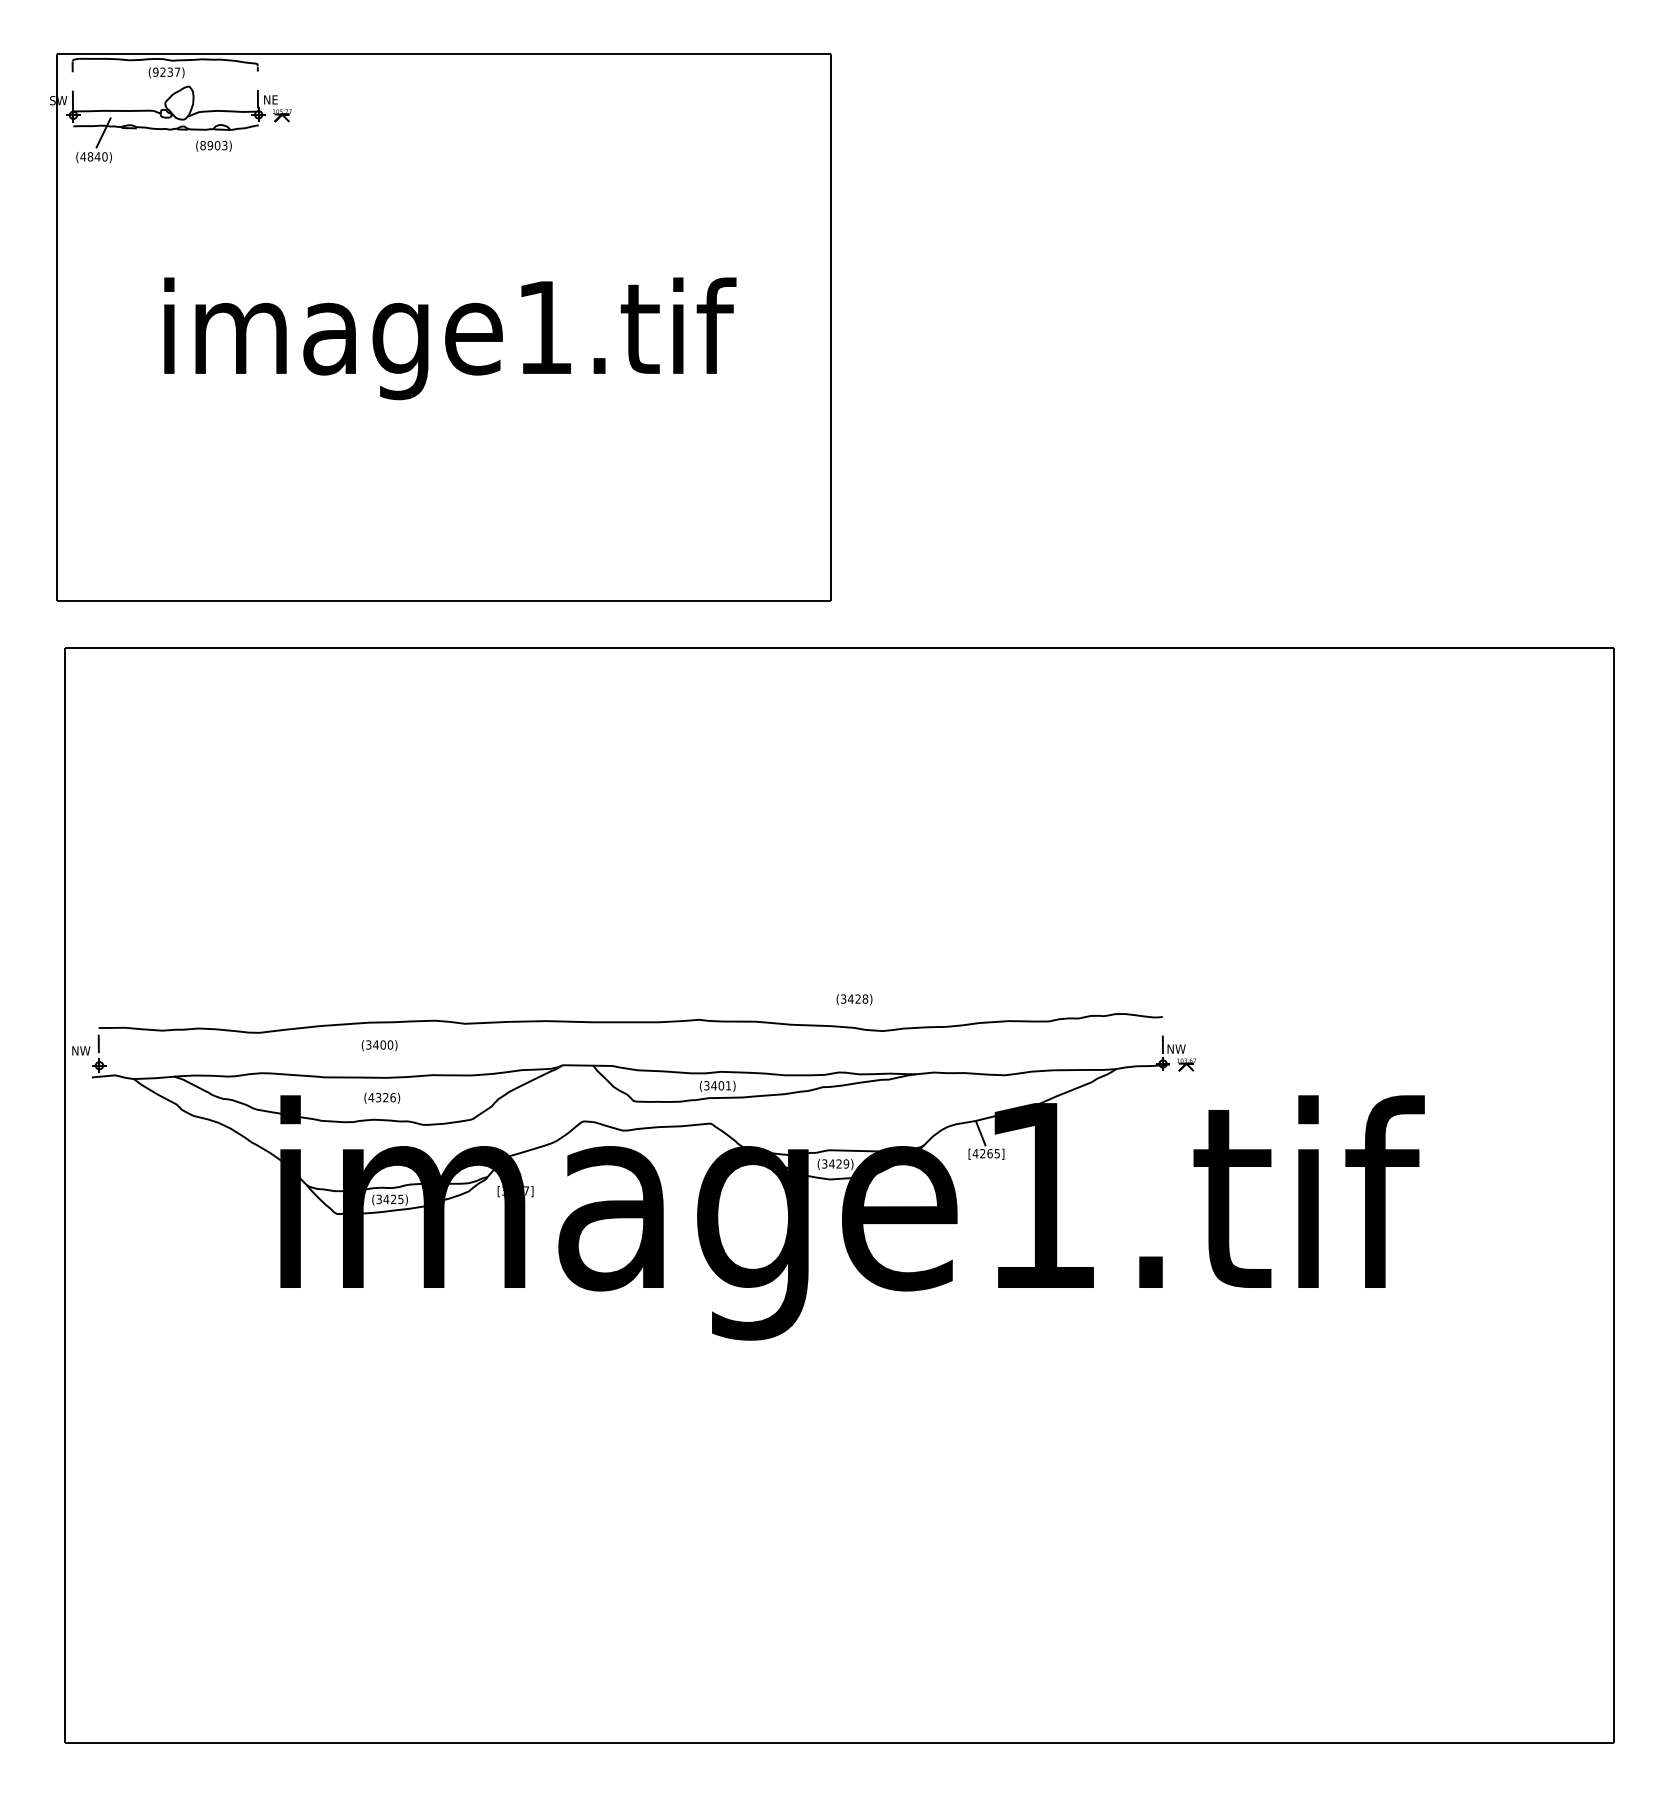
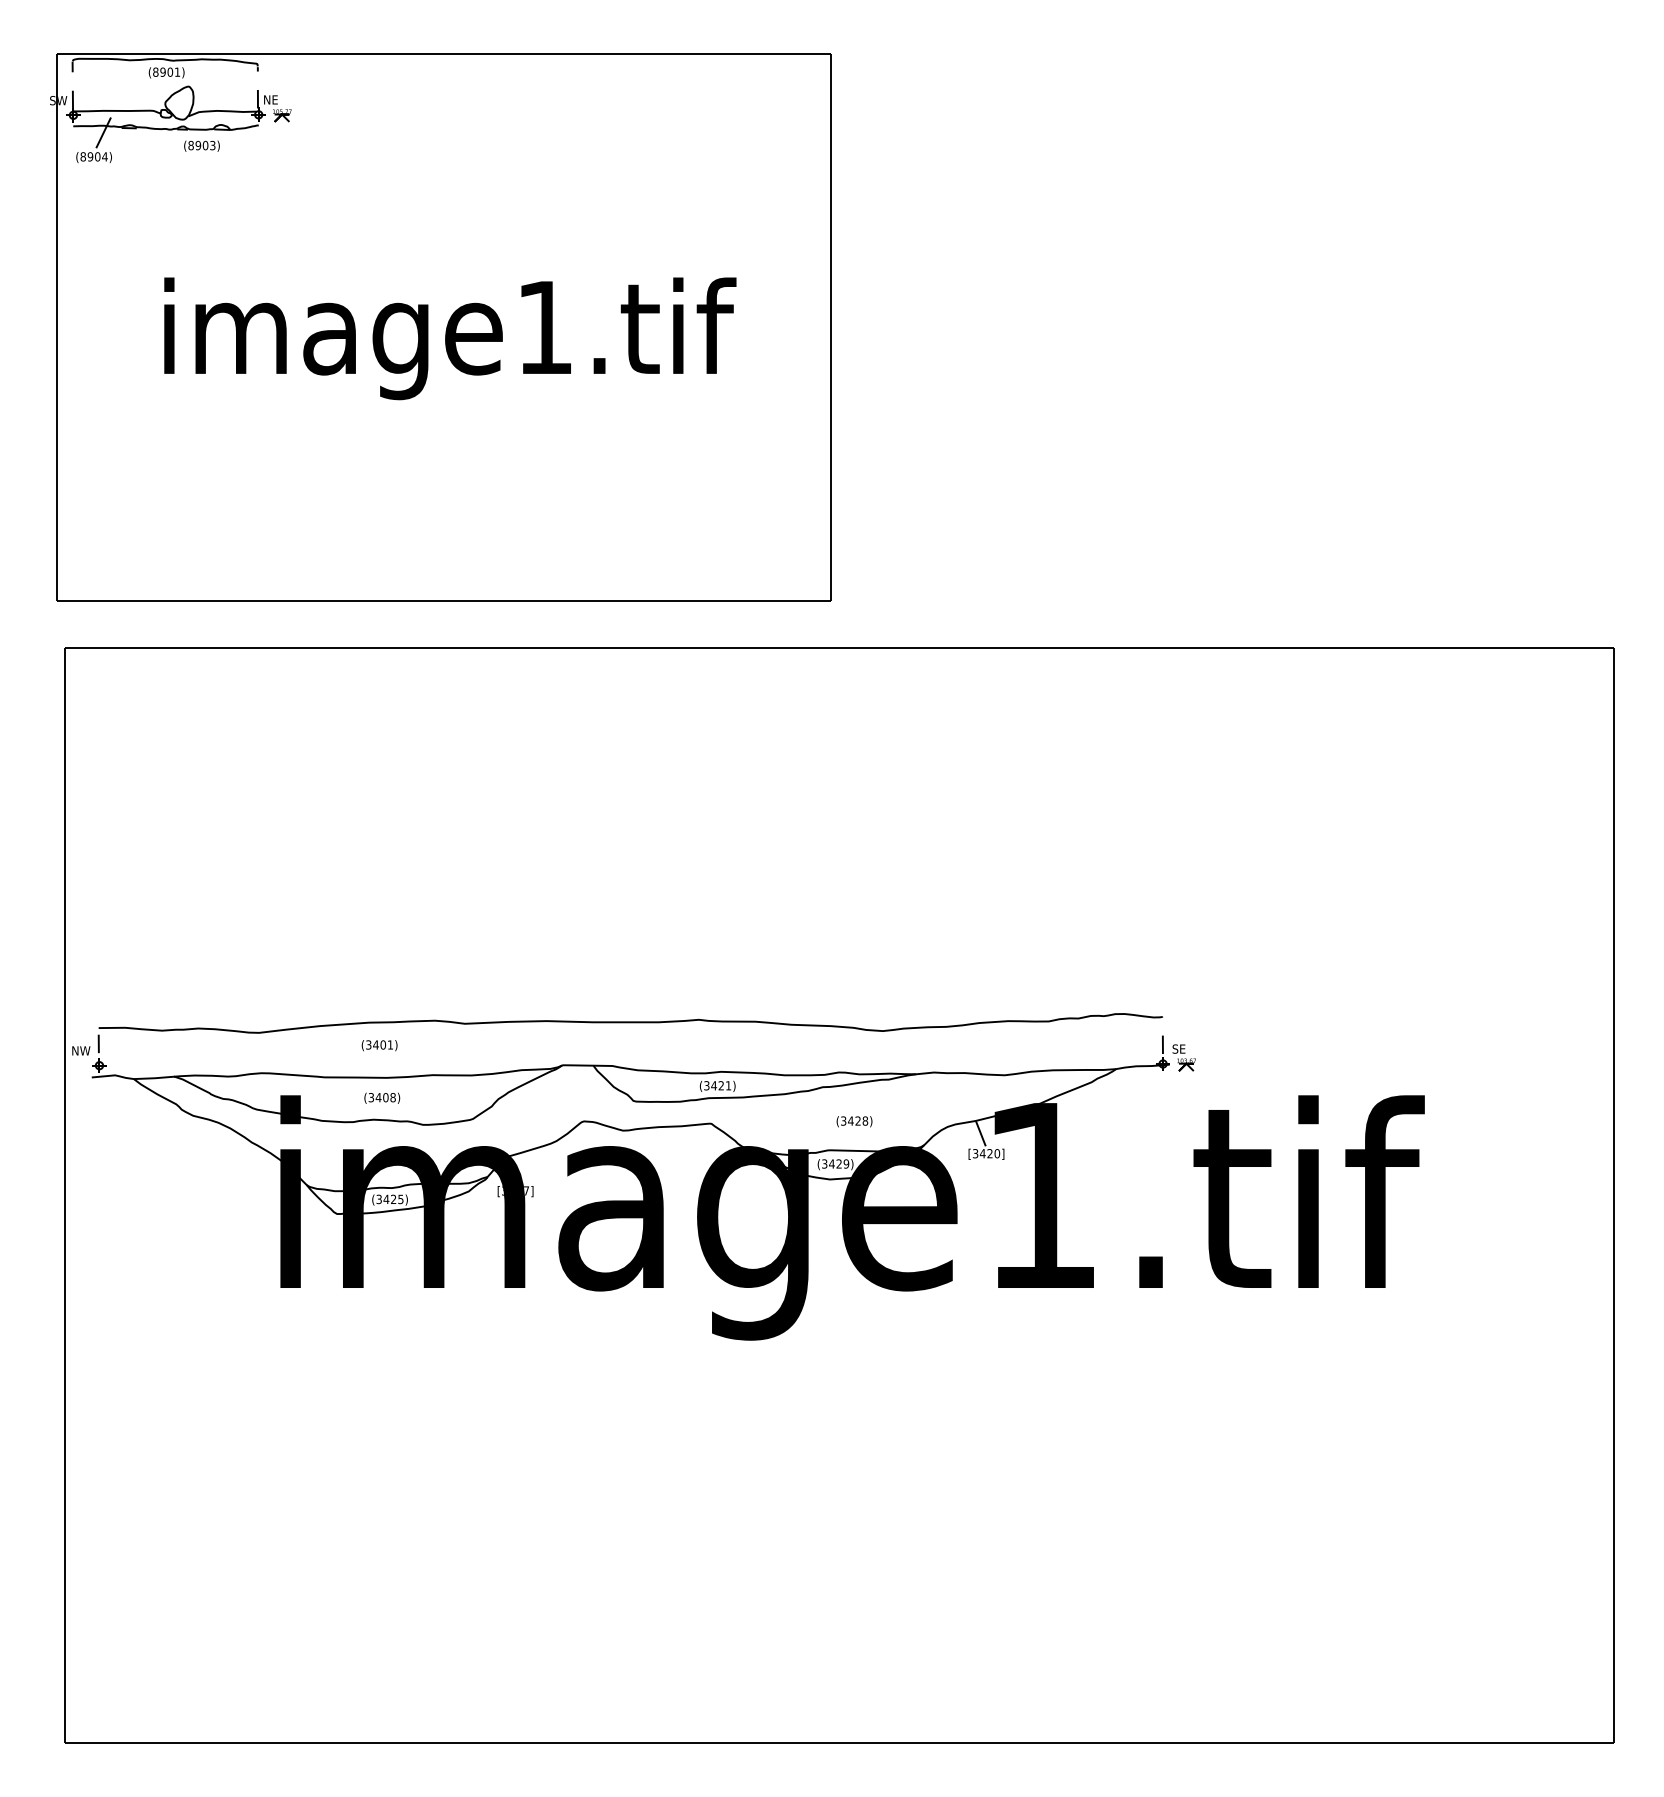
text: (9237) -> (8901) (166, 71)
text position: (213, 145) -> (201, 145) (201, 145)
text: (4840) -> (8904) (93, 156)
text position: (854, 999) -> (854, 1121) (854, 1121)
text: (3400) -> (3401) (390, 1044)
text: NW -> SE (1176, 1048)
text: (3401) -> (3421) (721, 1085)
text: (4326) -> (3408) (381, 1097)
text: [4265] -> [3420] (986, 1153)
